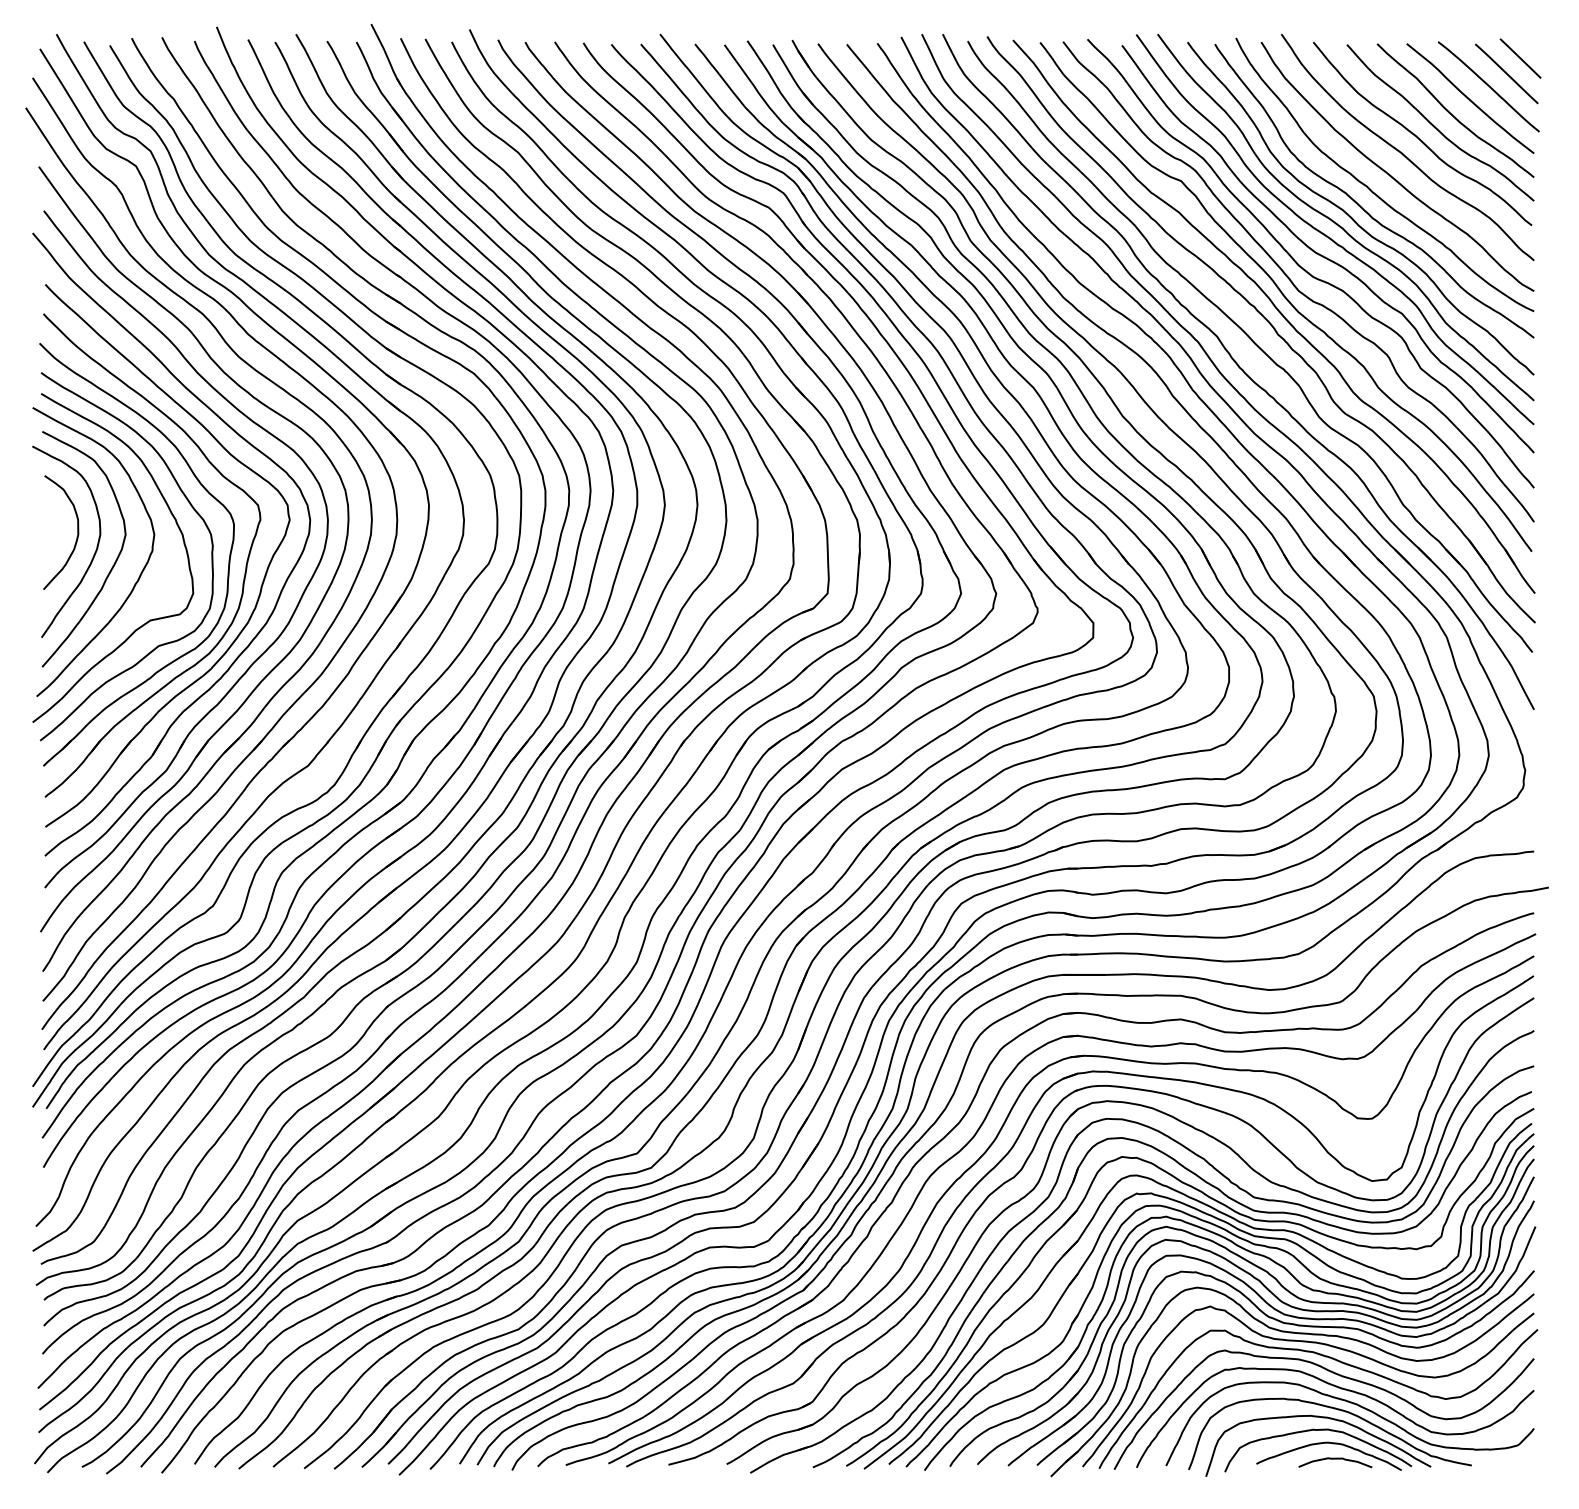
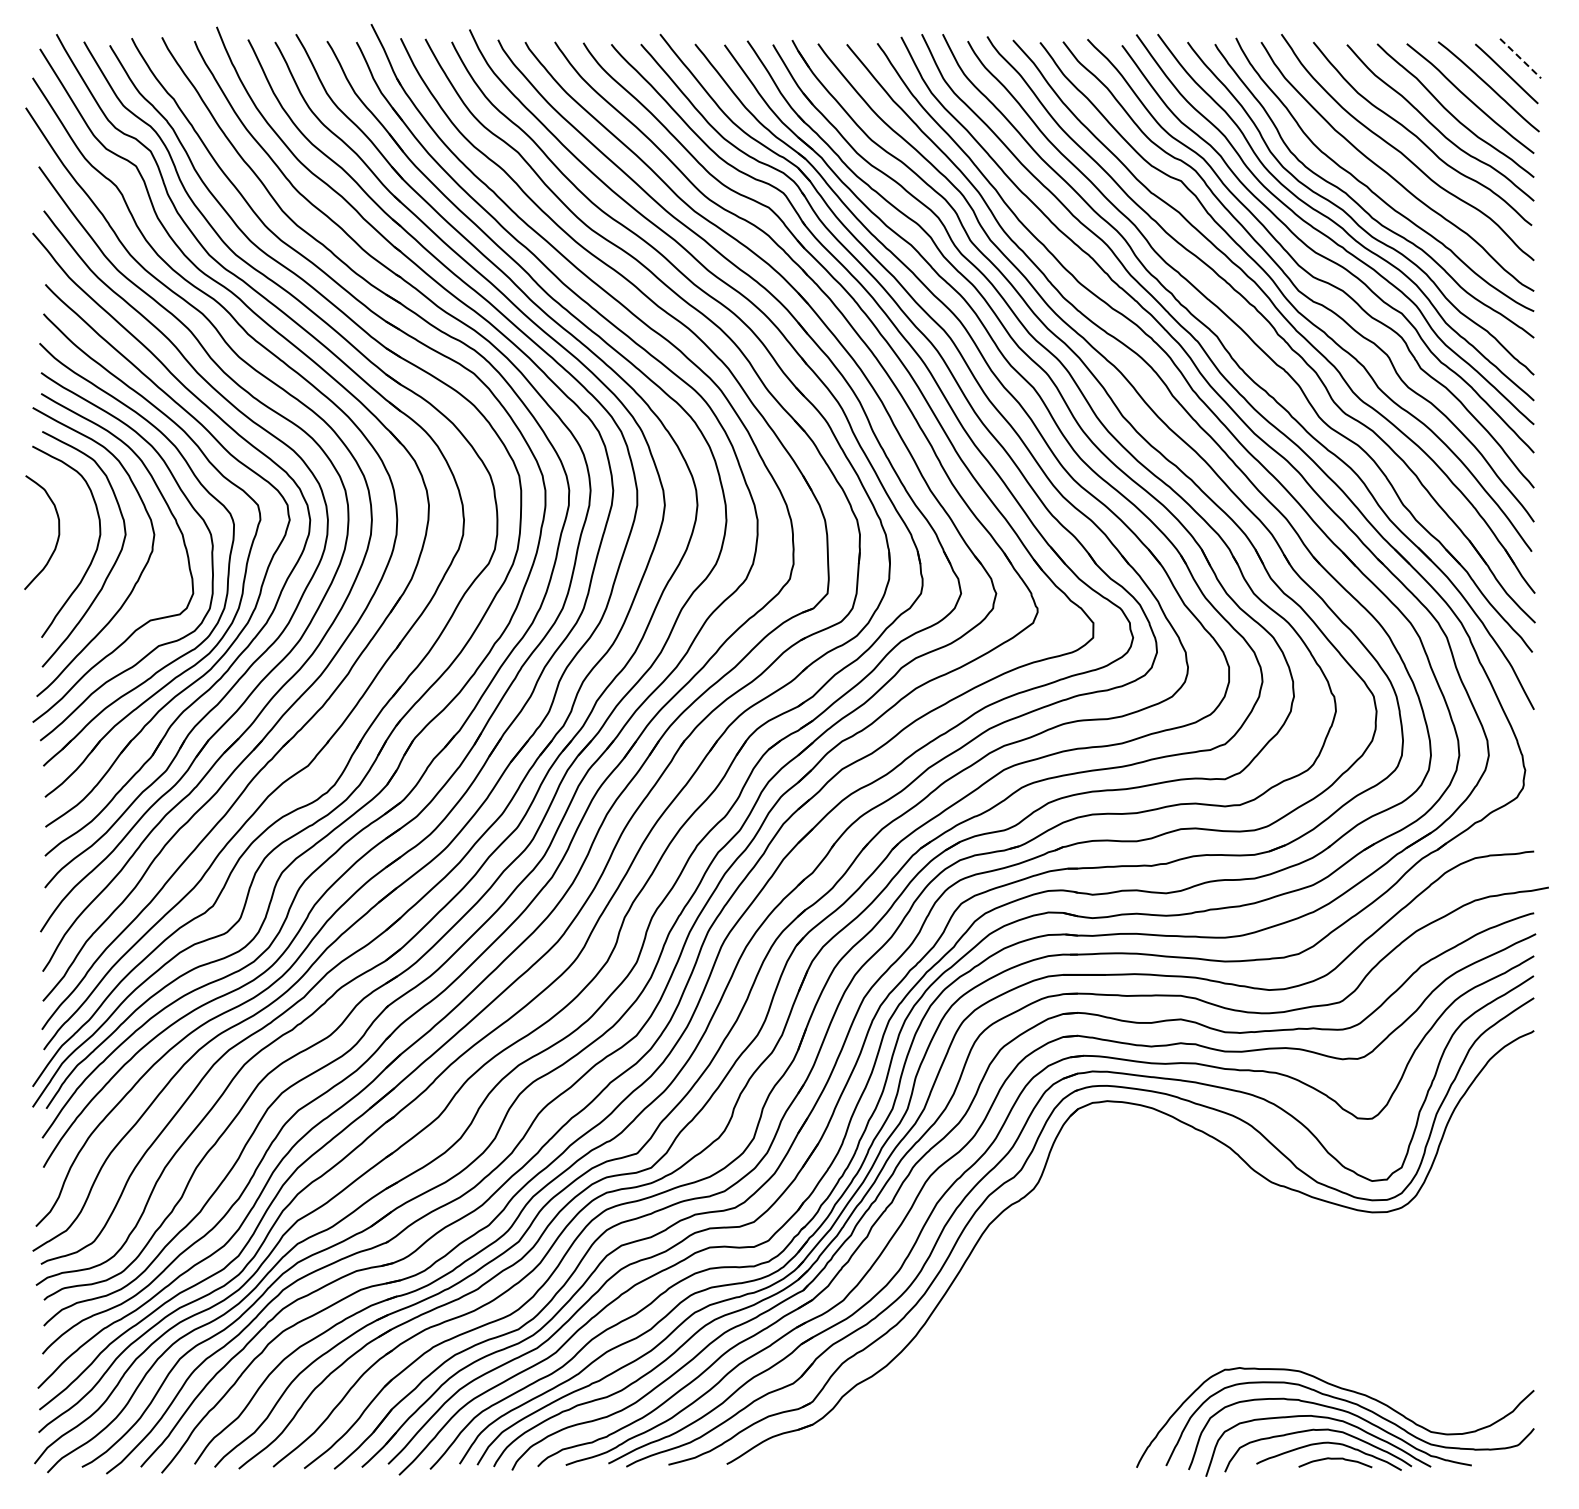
line: solid -> dashed (1520, 58)
curve position: (76, 537) -> (57, 537) (57, 537)
part: present -> none (1144, 1271)
